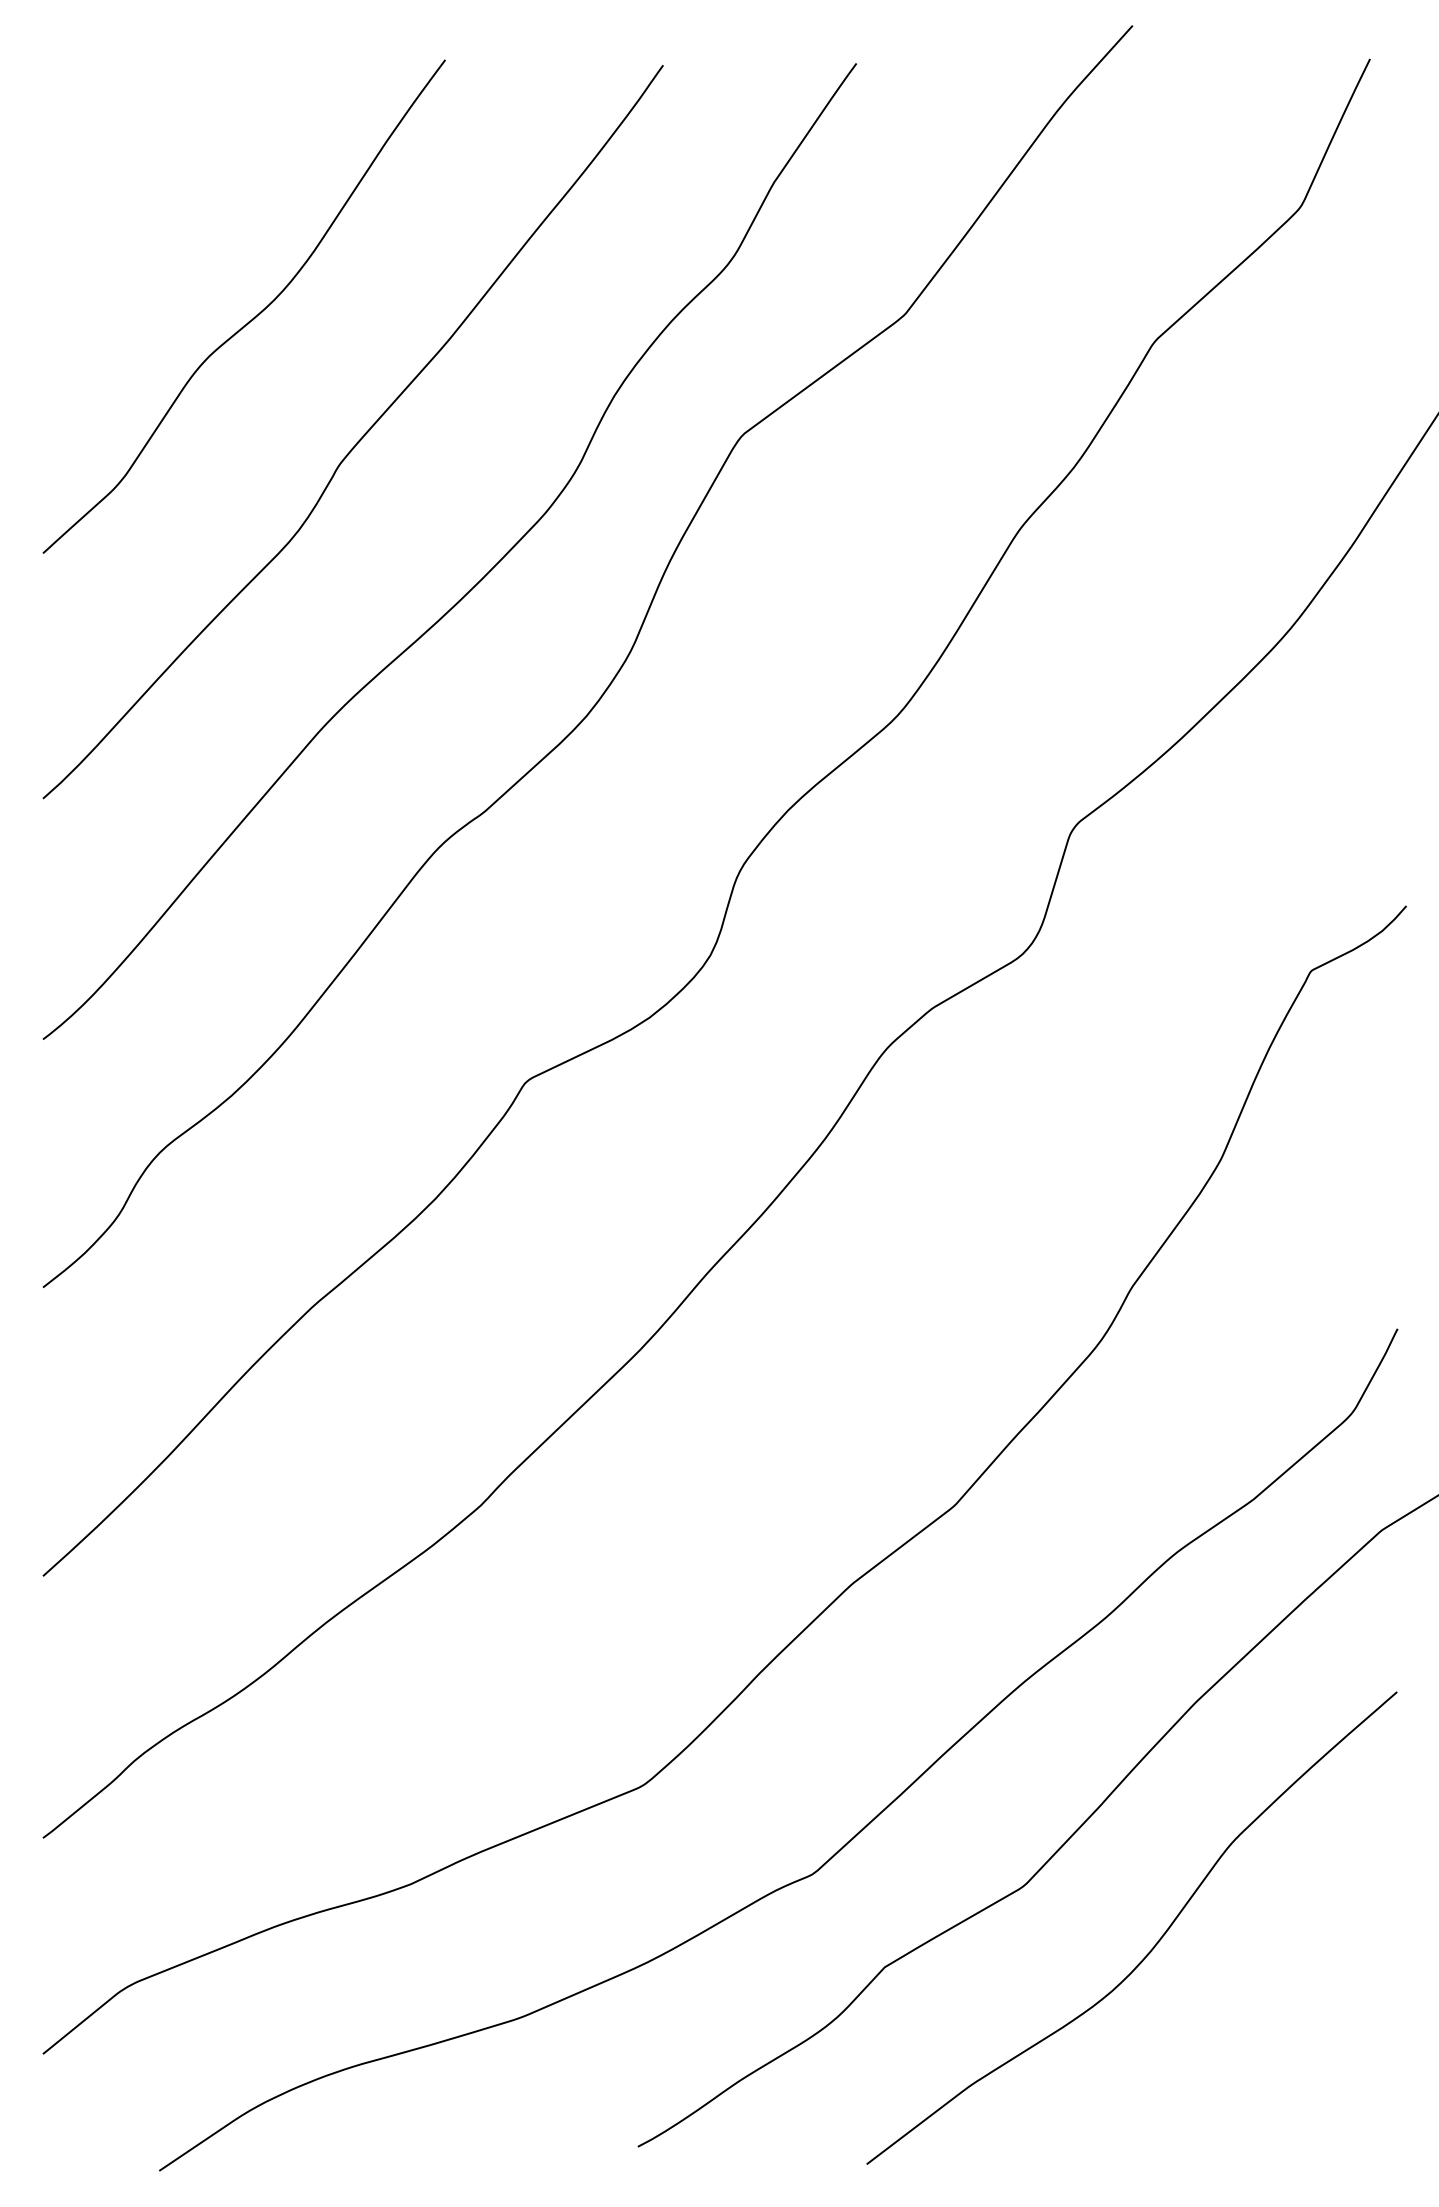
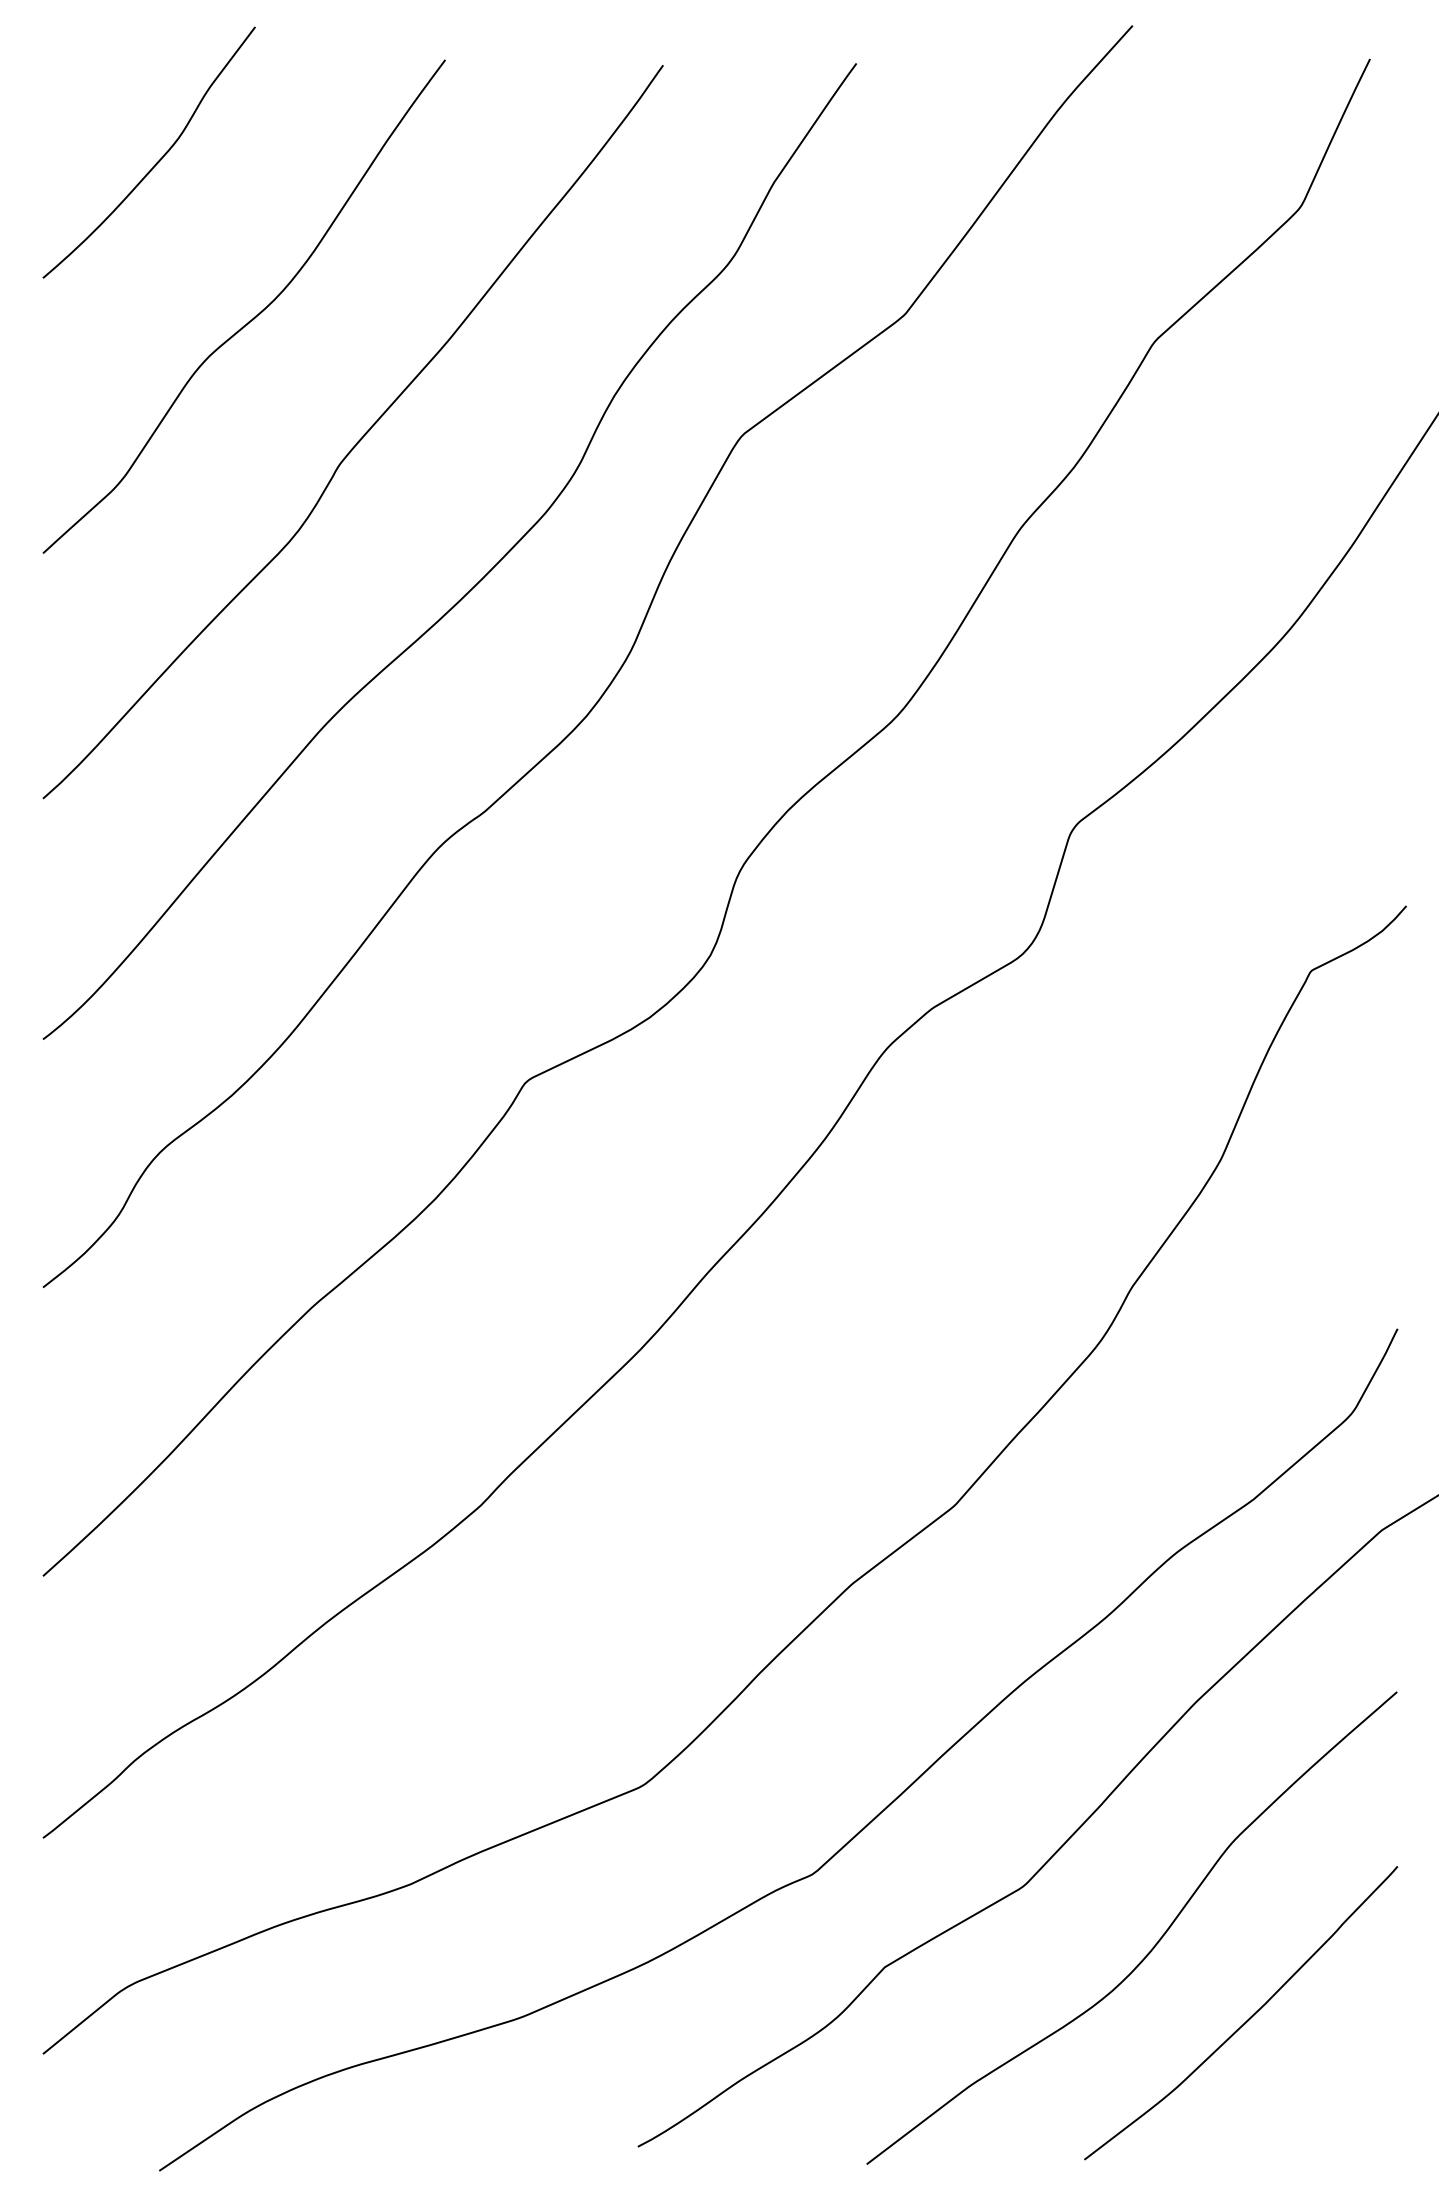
curve: none -> present (157, 161)
curve: none -> present (1247, 2019)
